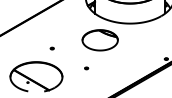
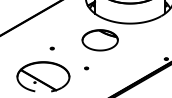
part position: (36, 76) -> (43, 76) (43, 76)
